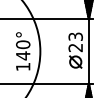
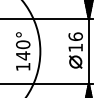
text: 23 -> 16 (75, 42)
